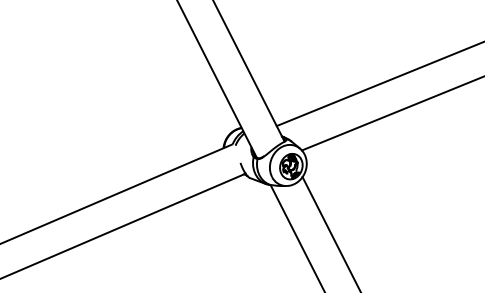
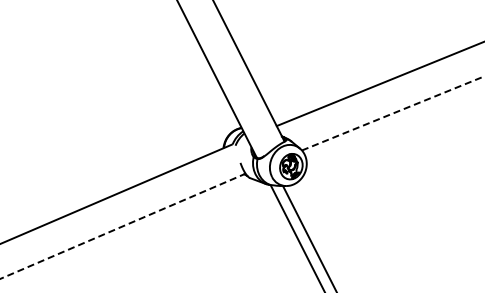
line: solid -> dashed (393, 113)
line: solid -> dashed (123, 226)
line position: (330, 233) -> (309, 238) (309, 238)
